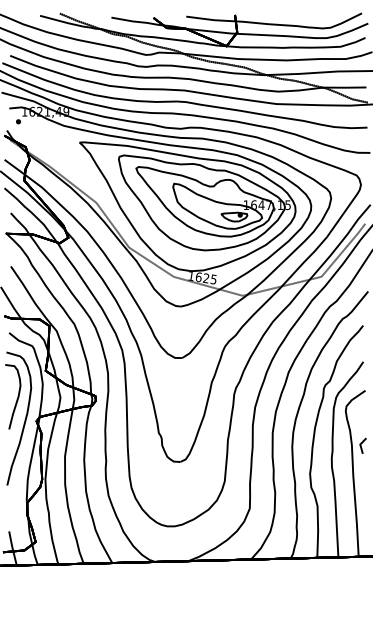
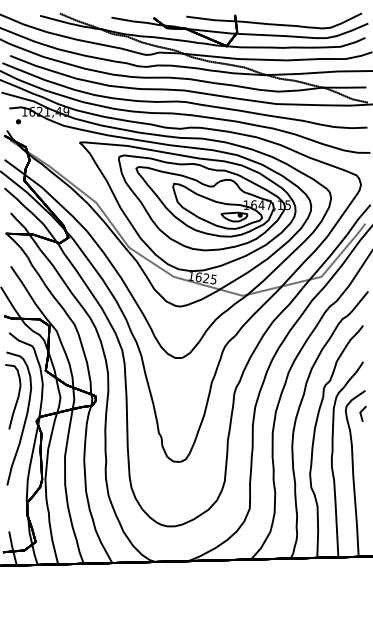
line position: (361, 445) -> (361, 413) (361, 413)
